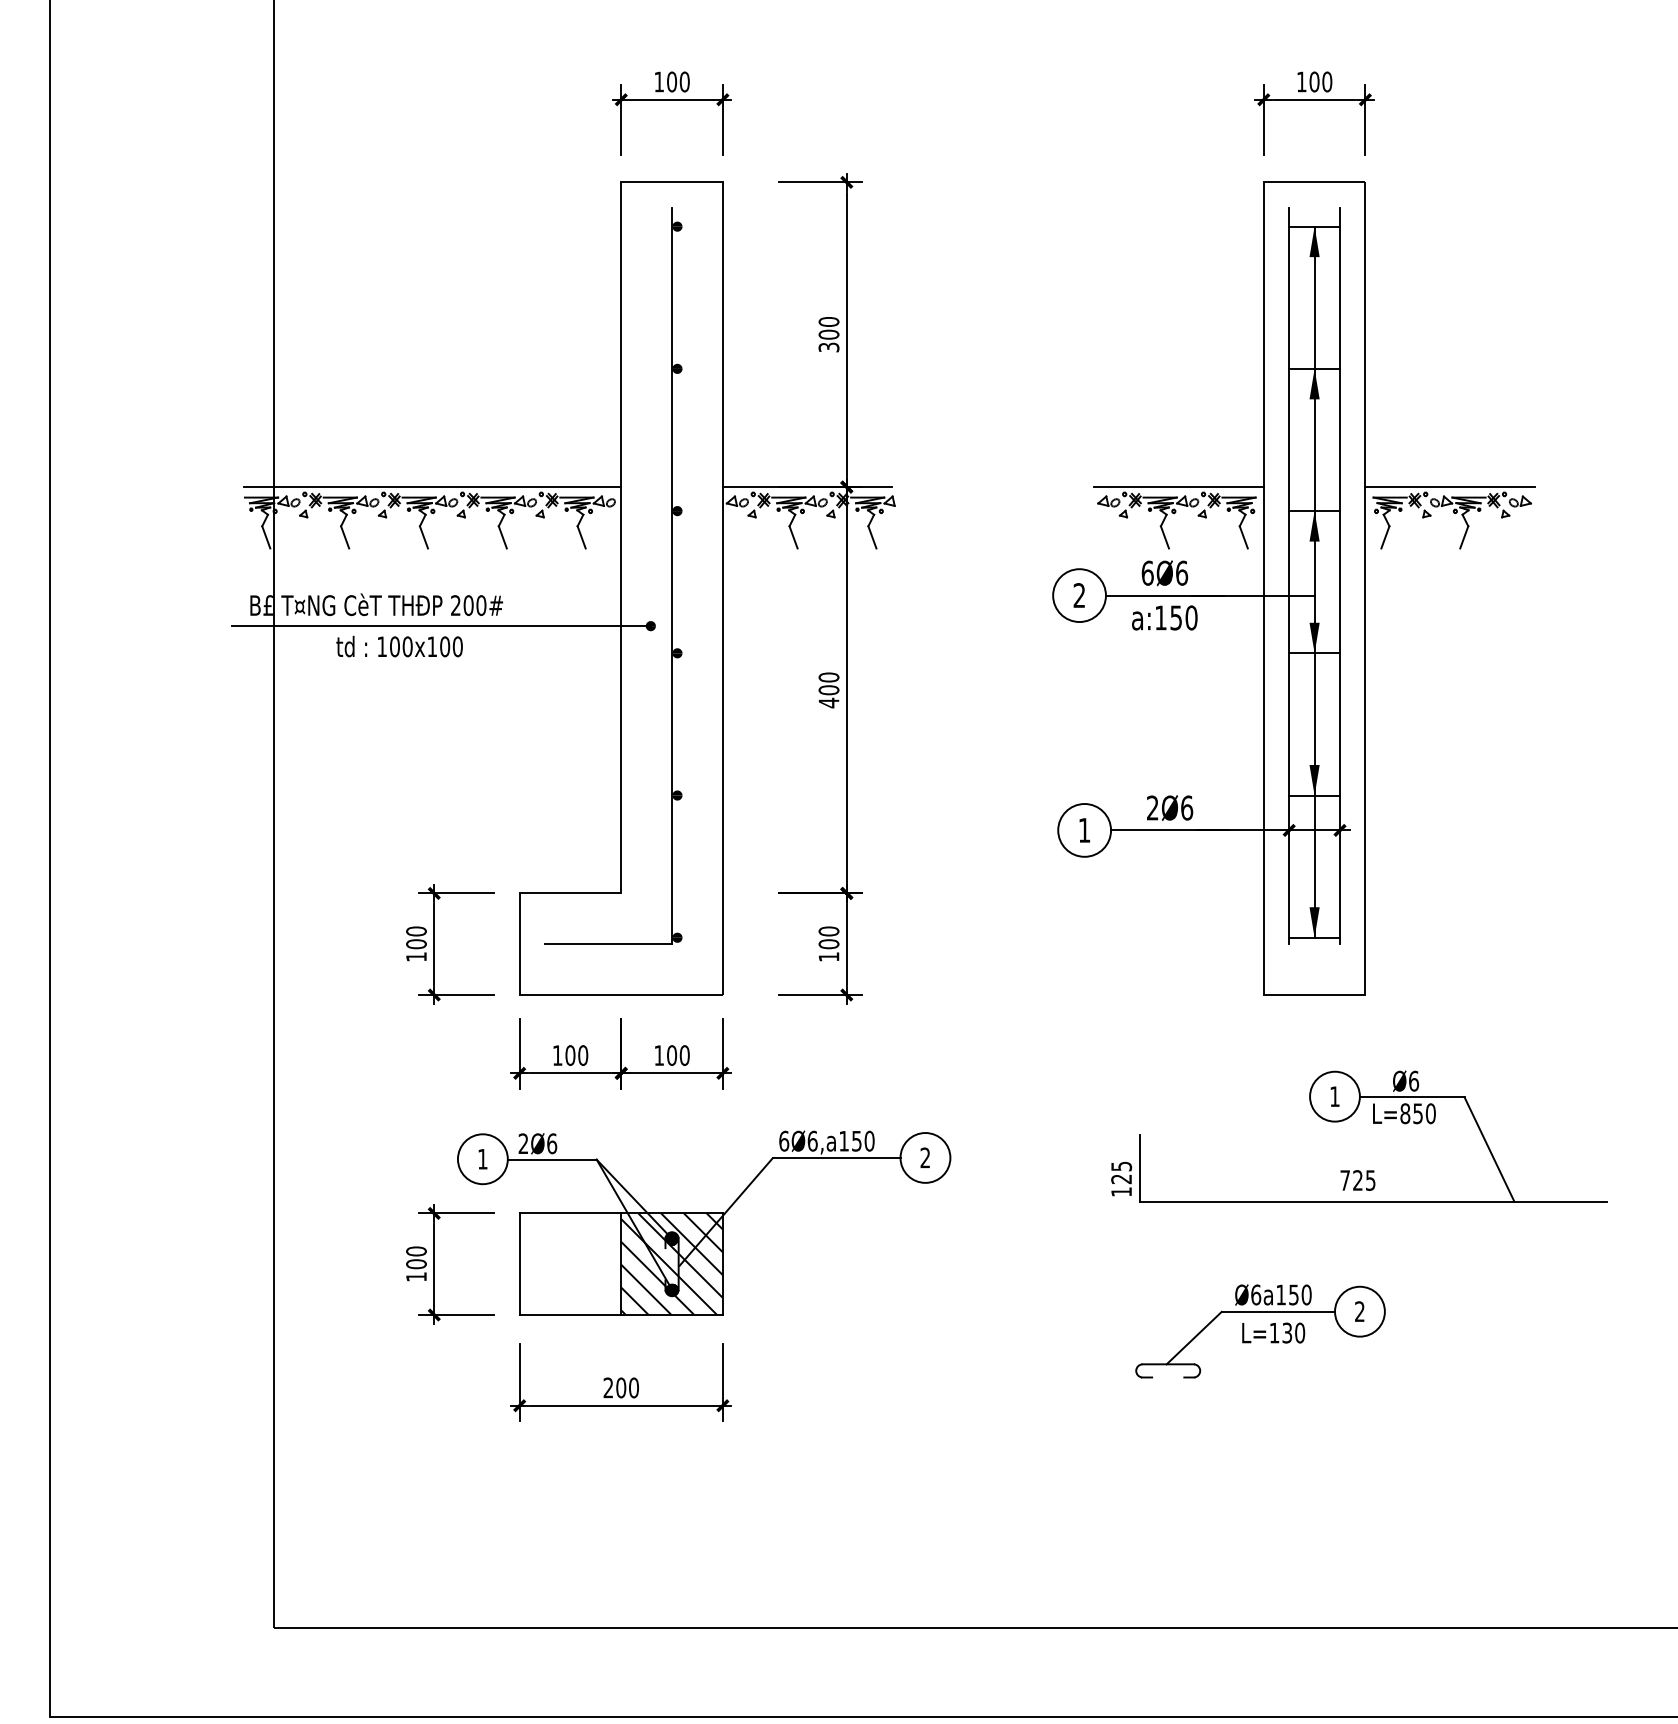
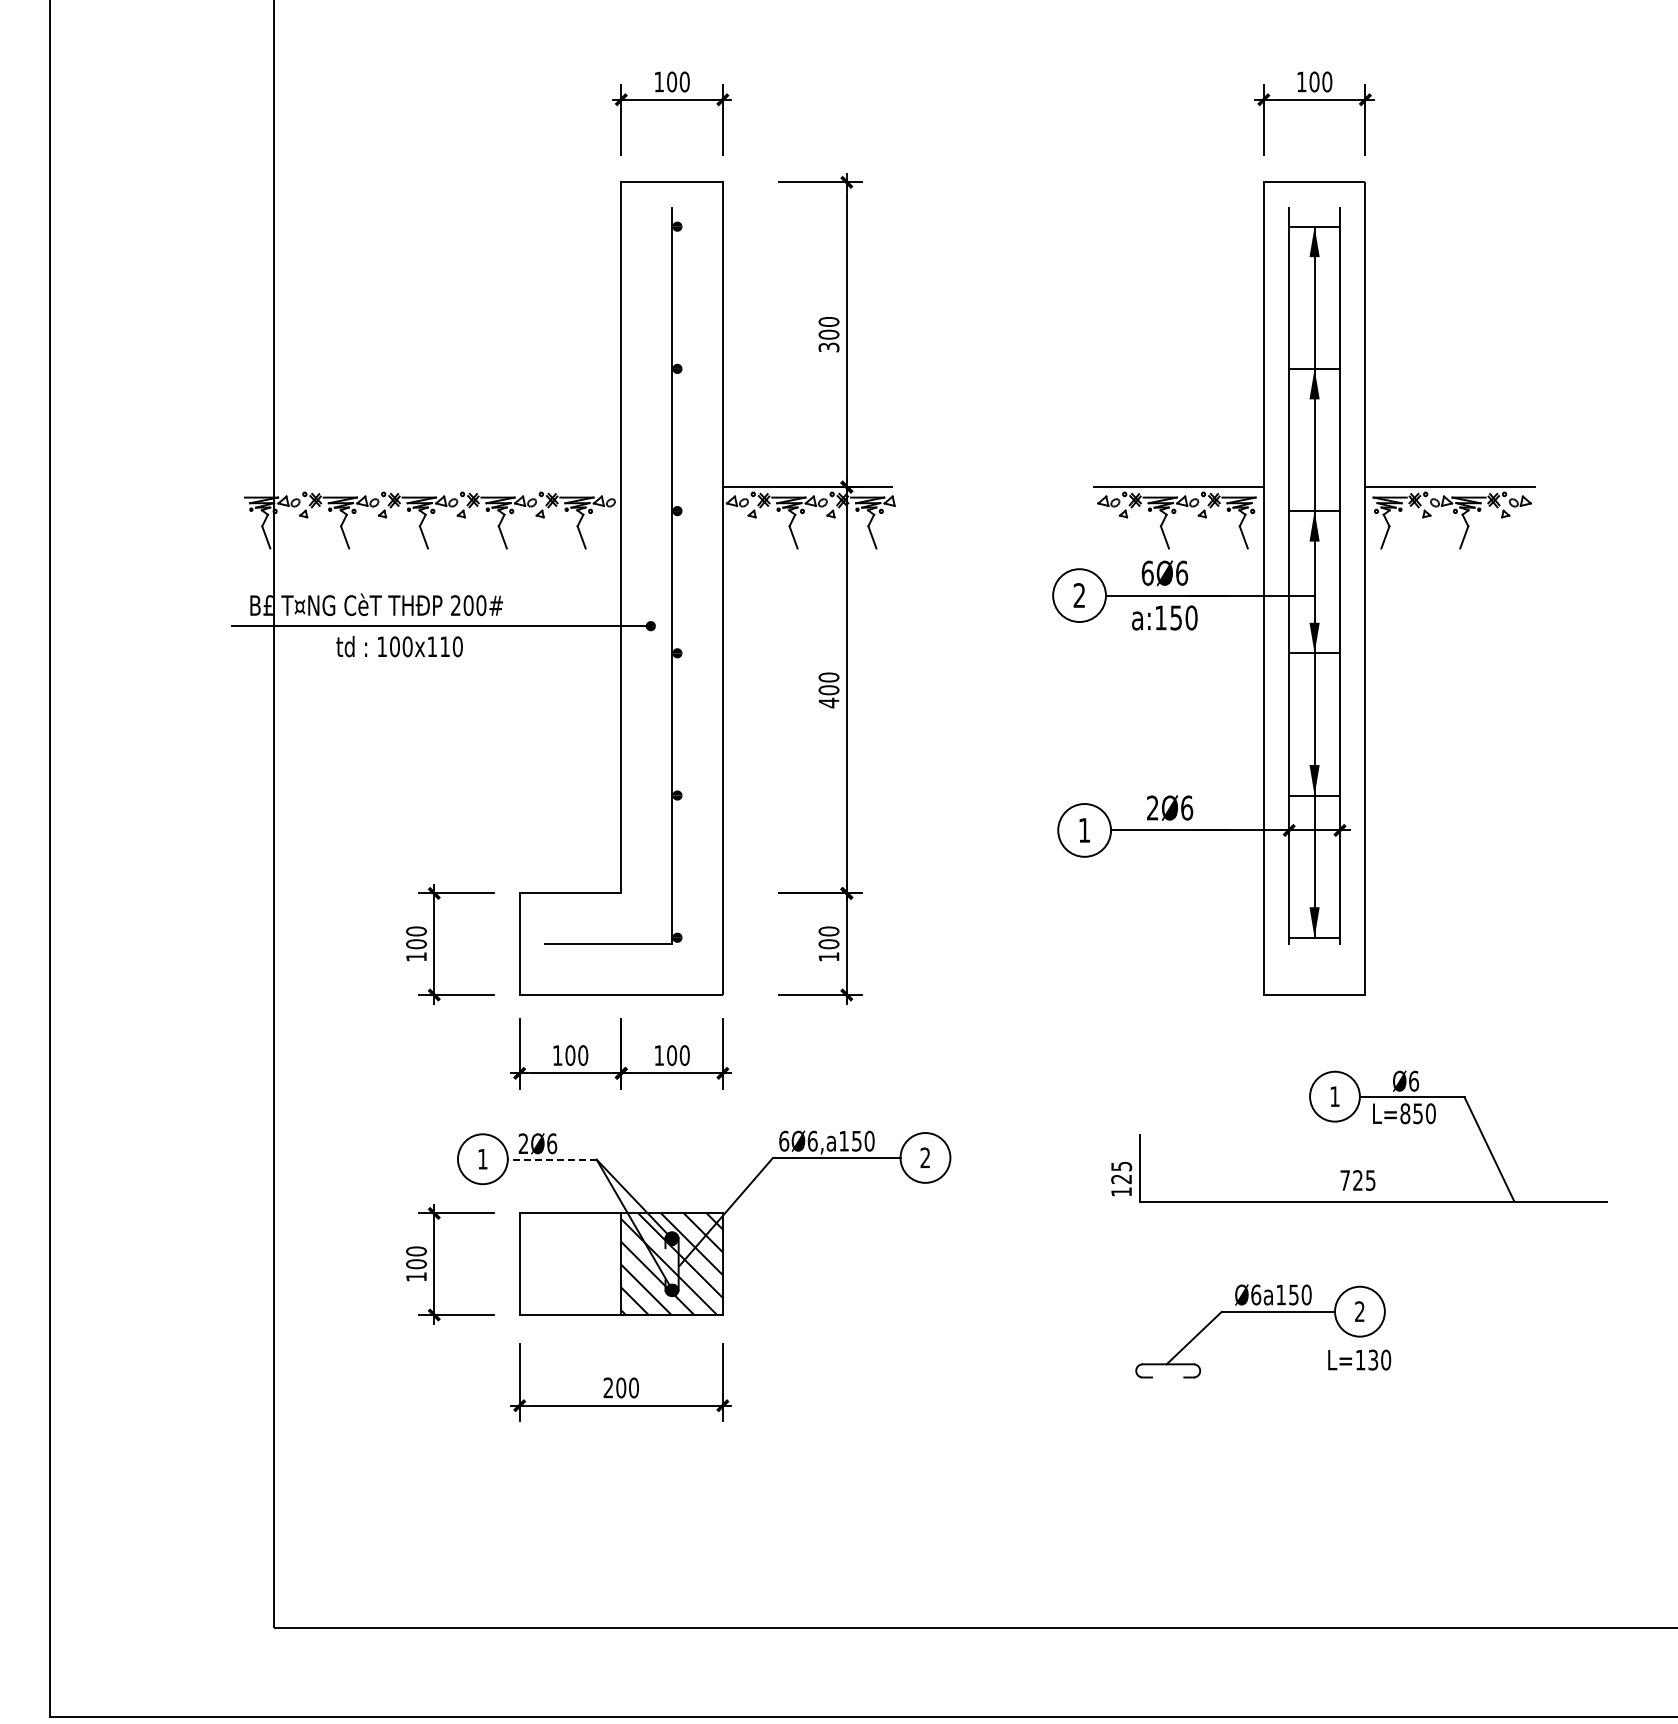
line: present -> none (432, 487)
text: 100x100 -> 100x110 (445, 646)
line: solid -> dashed (551, 1159)
text position: (1273, 1332) -> (1359, 1359) (1359, 1359)
